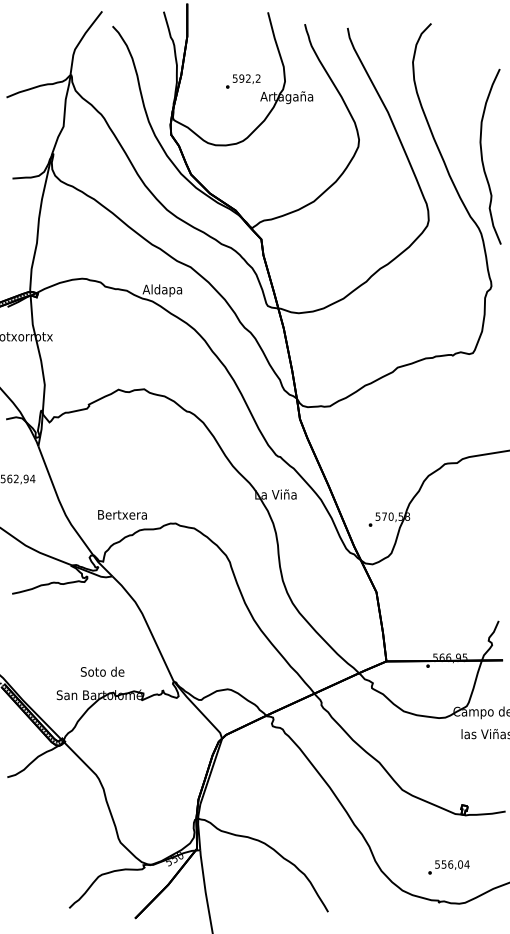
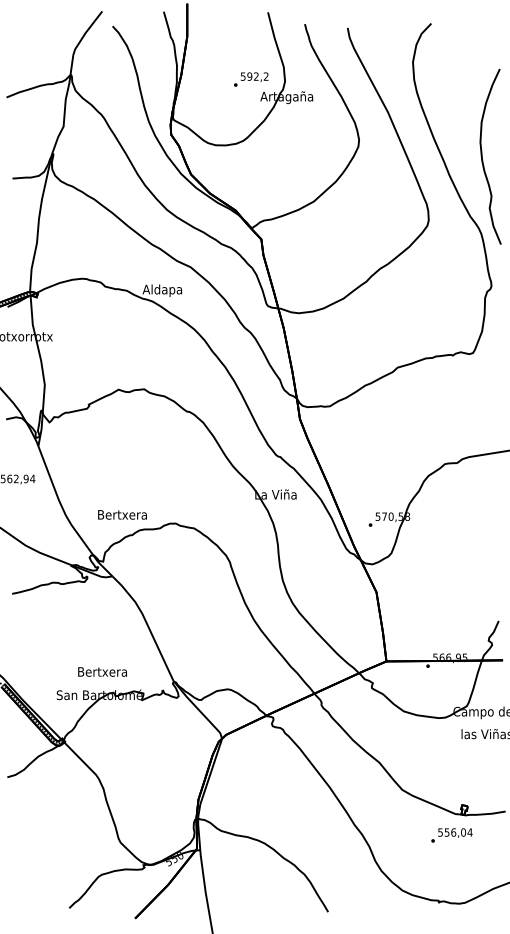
text position: (243, 81) -> (251, 79) (251, 79)
text: Soto de -> Bertxera (102, 671)
text position: (448, 867) -> (451, 835) (451, 835)
